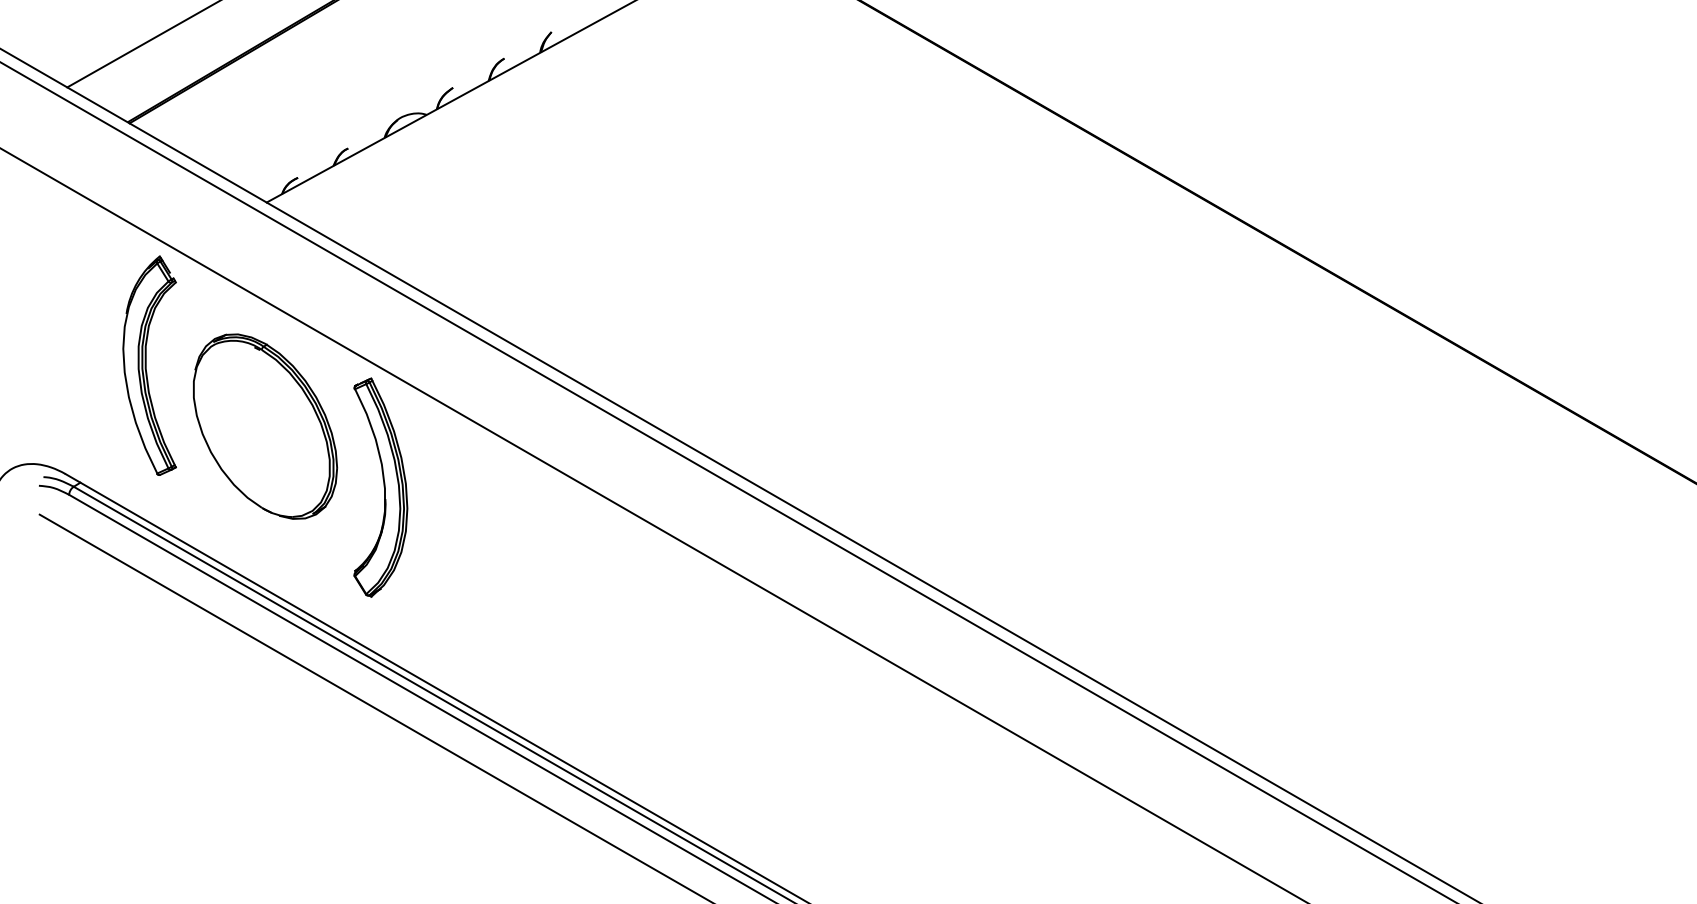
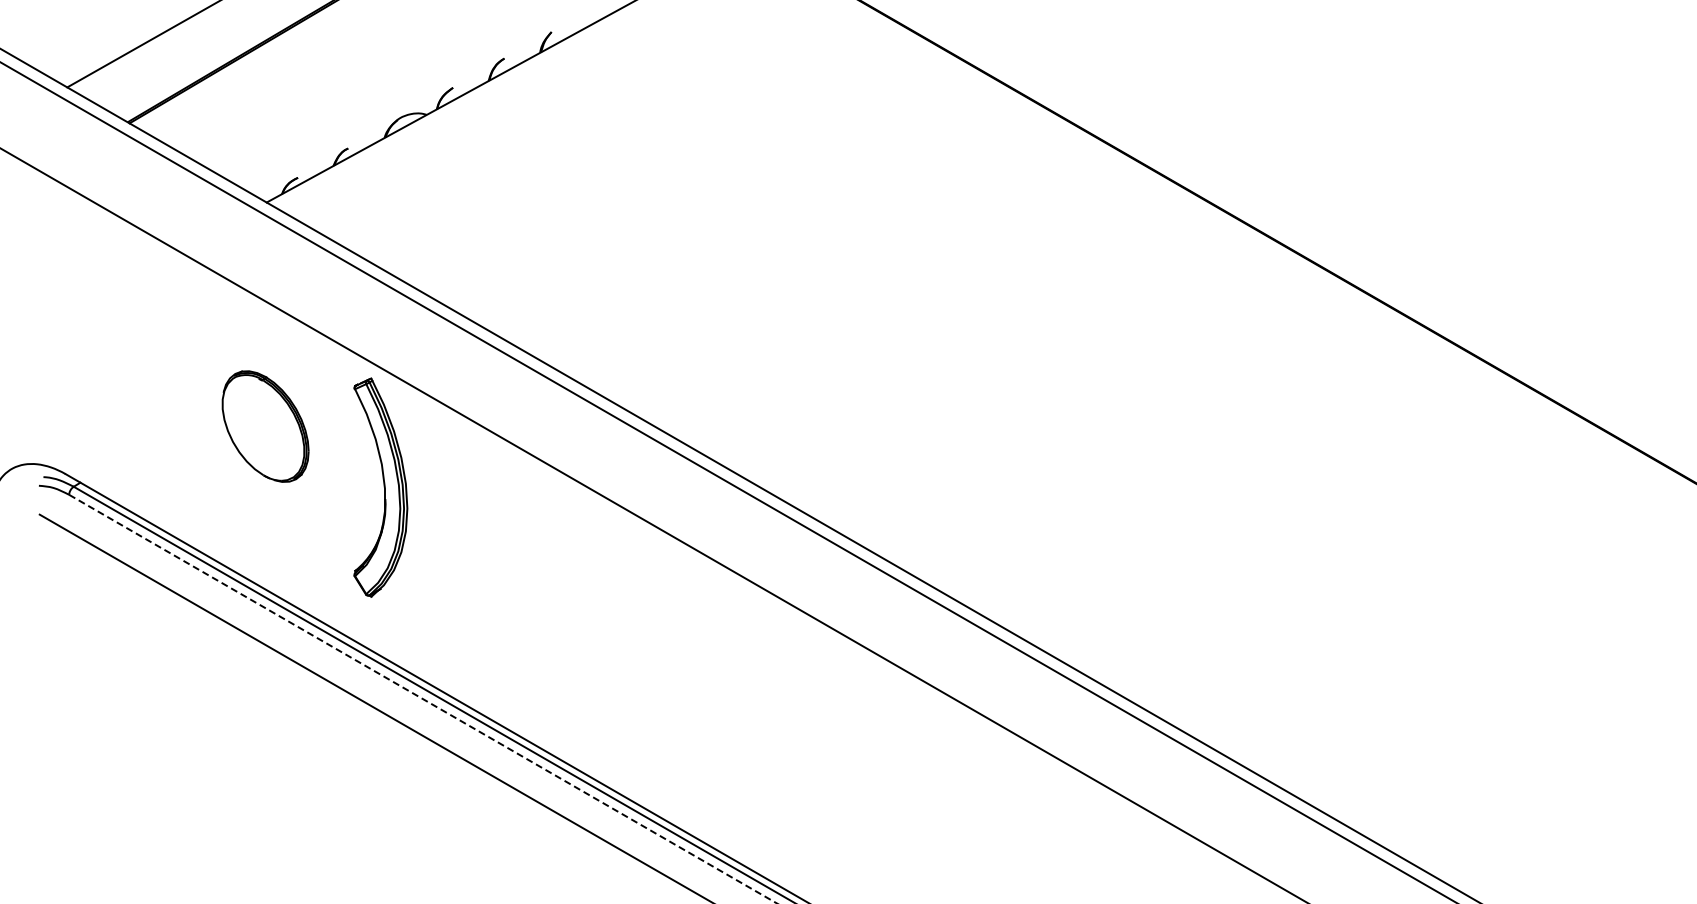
part: present -> none (149, 365)
part size: 146x187 px -> 89x113 px (265, 426)
line: solid -> dashed (423, 699)
